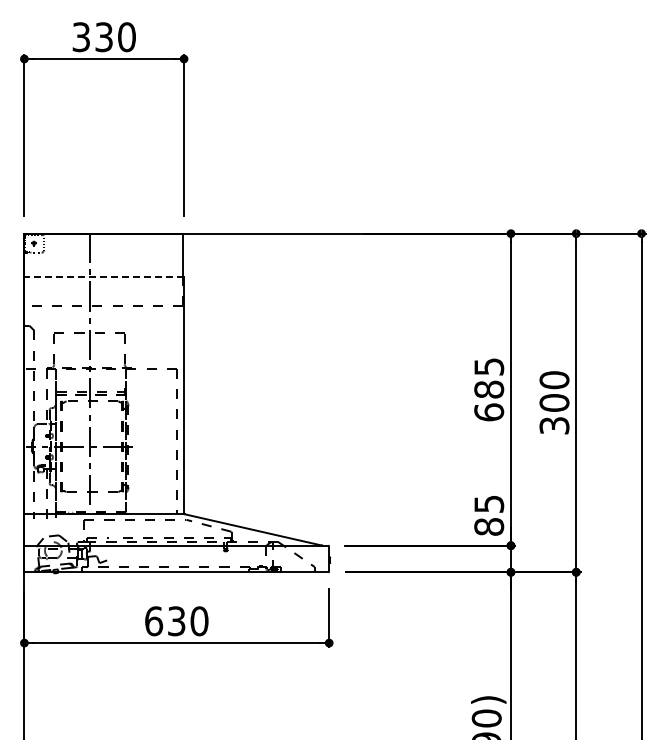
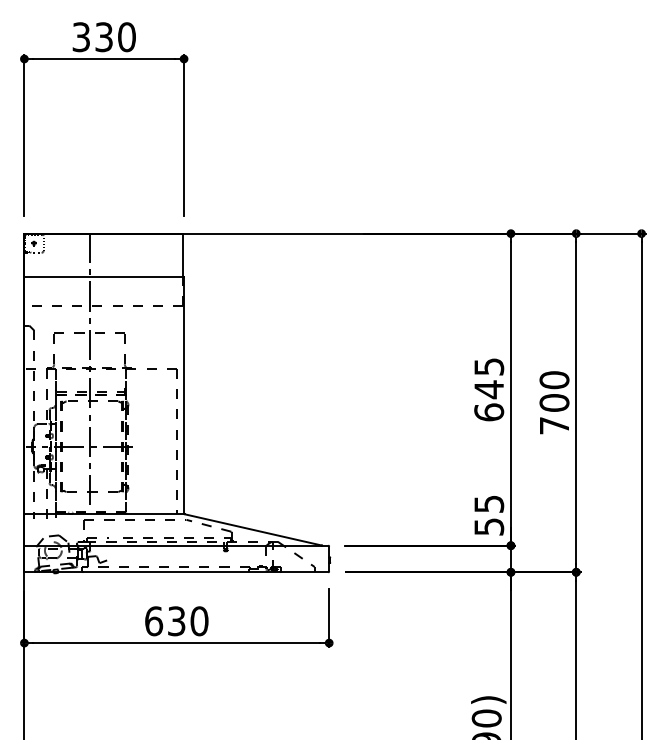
line: dashed -> solid (104, 277)
text: 685 -> 645 (489, 389)
text: 300 -> 700 (554, 425)
text: 85 -> 55 (489, 526)
